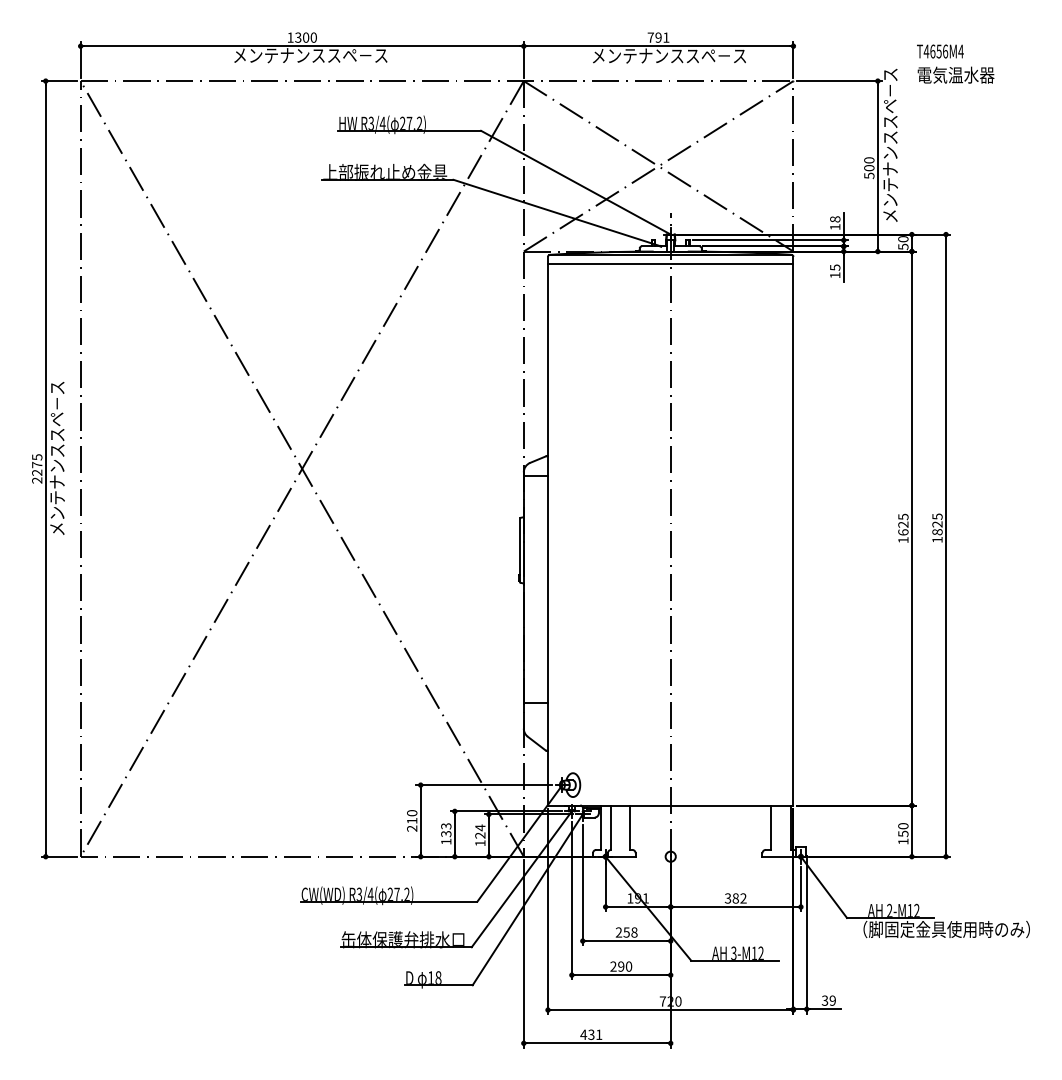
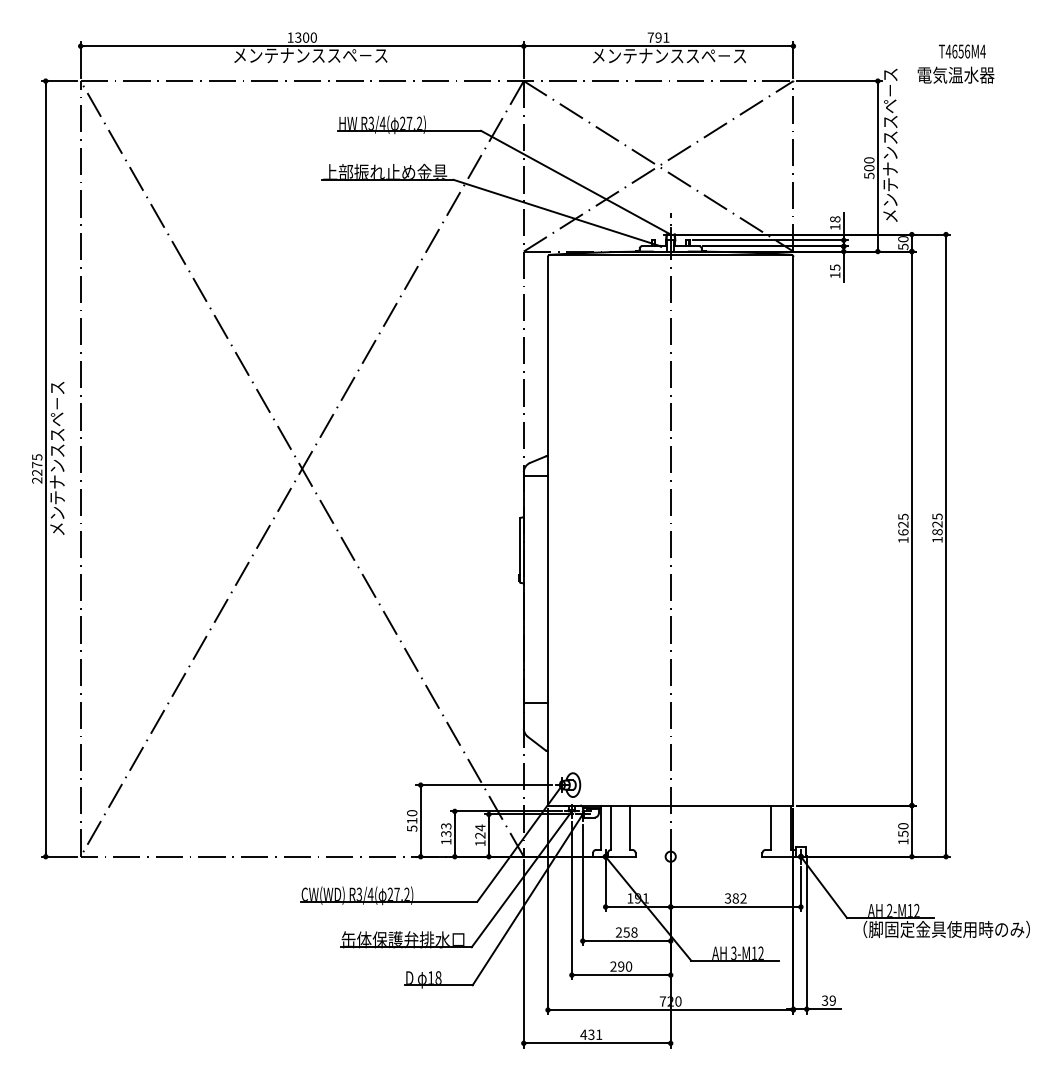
text position: (940, 51) -> (962, 51) (962, 51)
line: present -> none (670, 263)
text: 210 -> 510 (412, 828)
